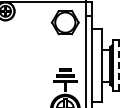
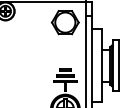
line: dashed -> solid (119, 65)
